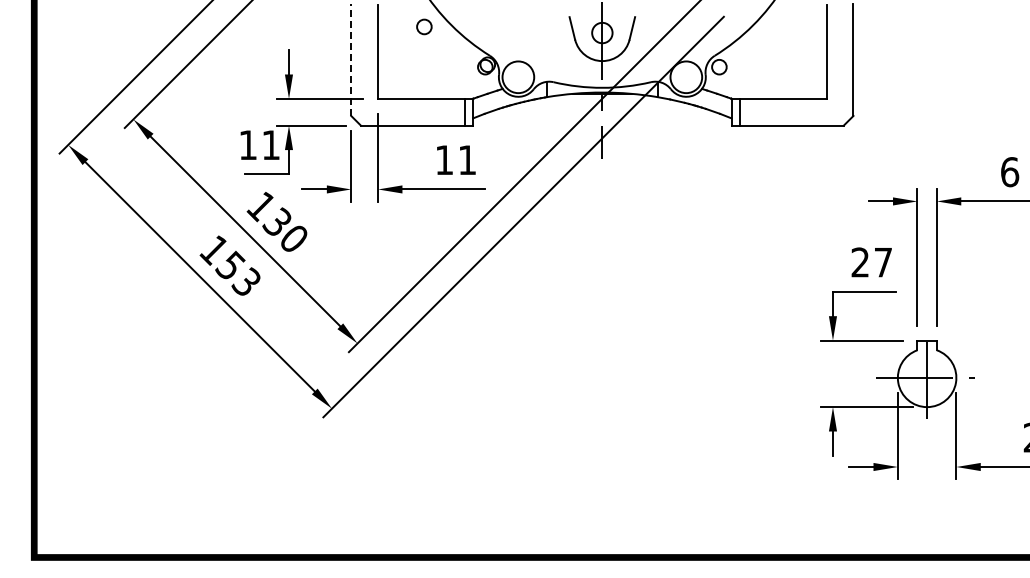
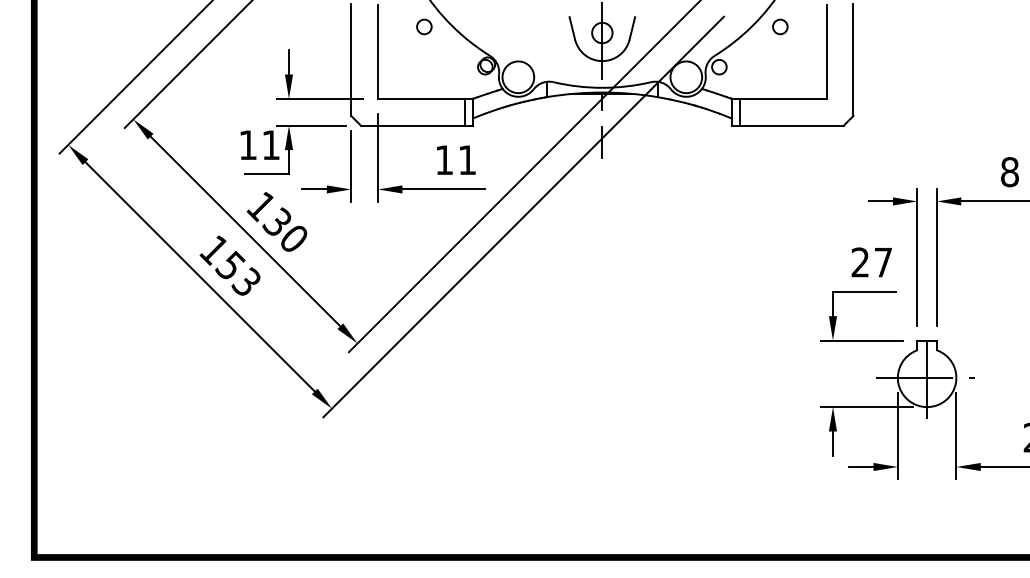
circle: none -> present (780, 26)
line: dashed -> solid (351, 60)
text: 6 -> 8 (1010, 172)
